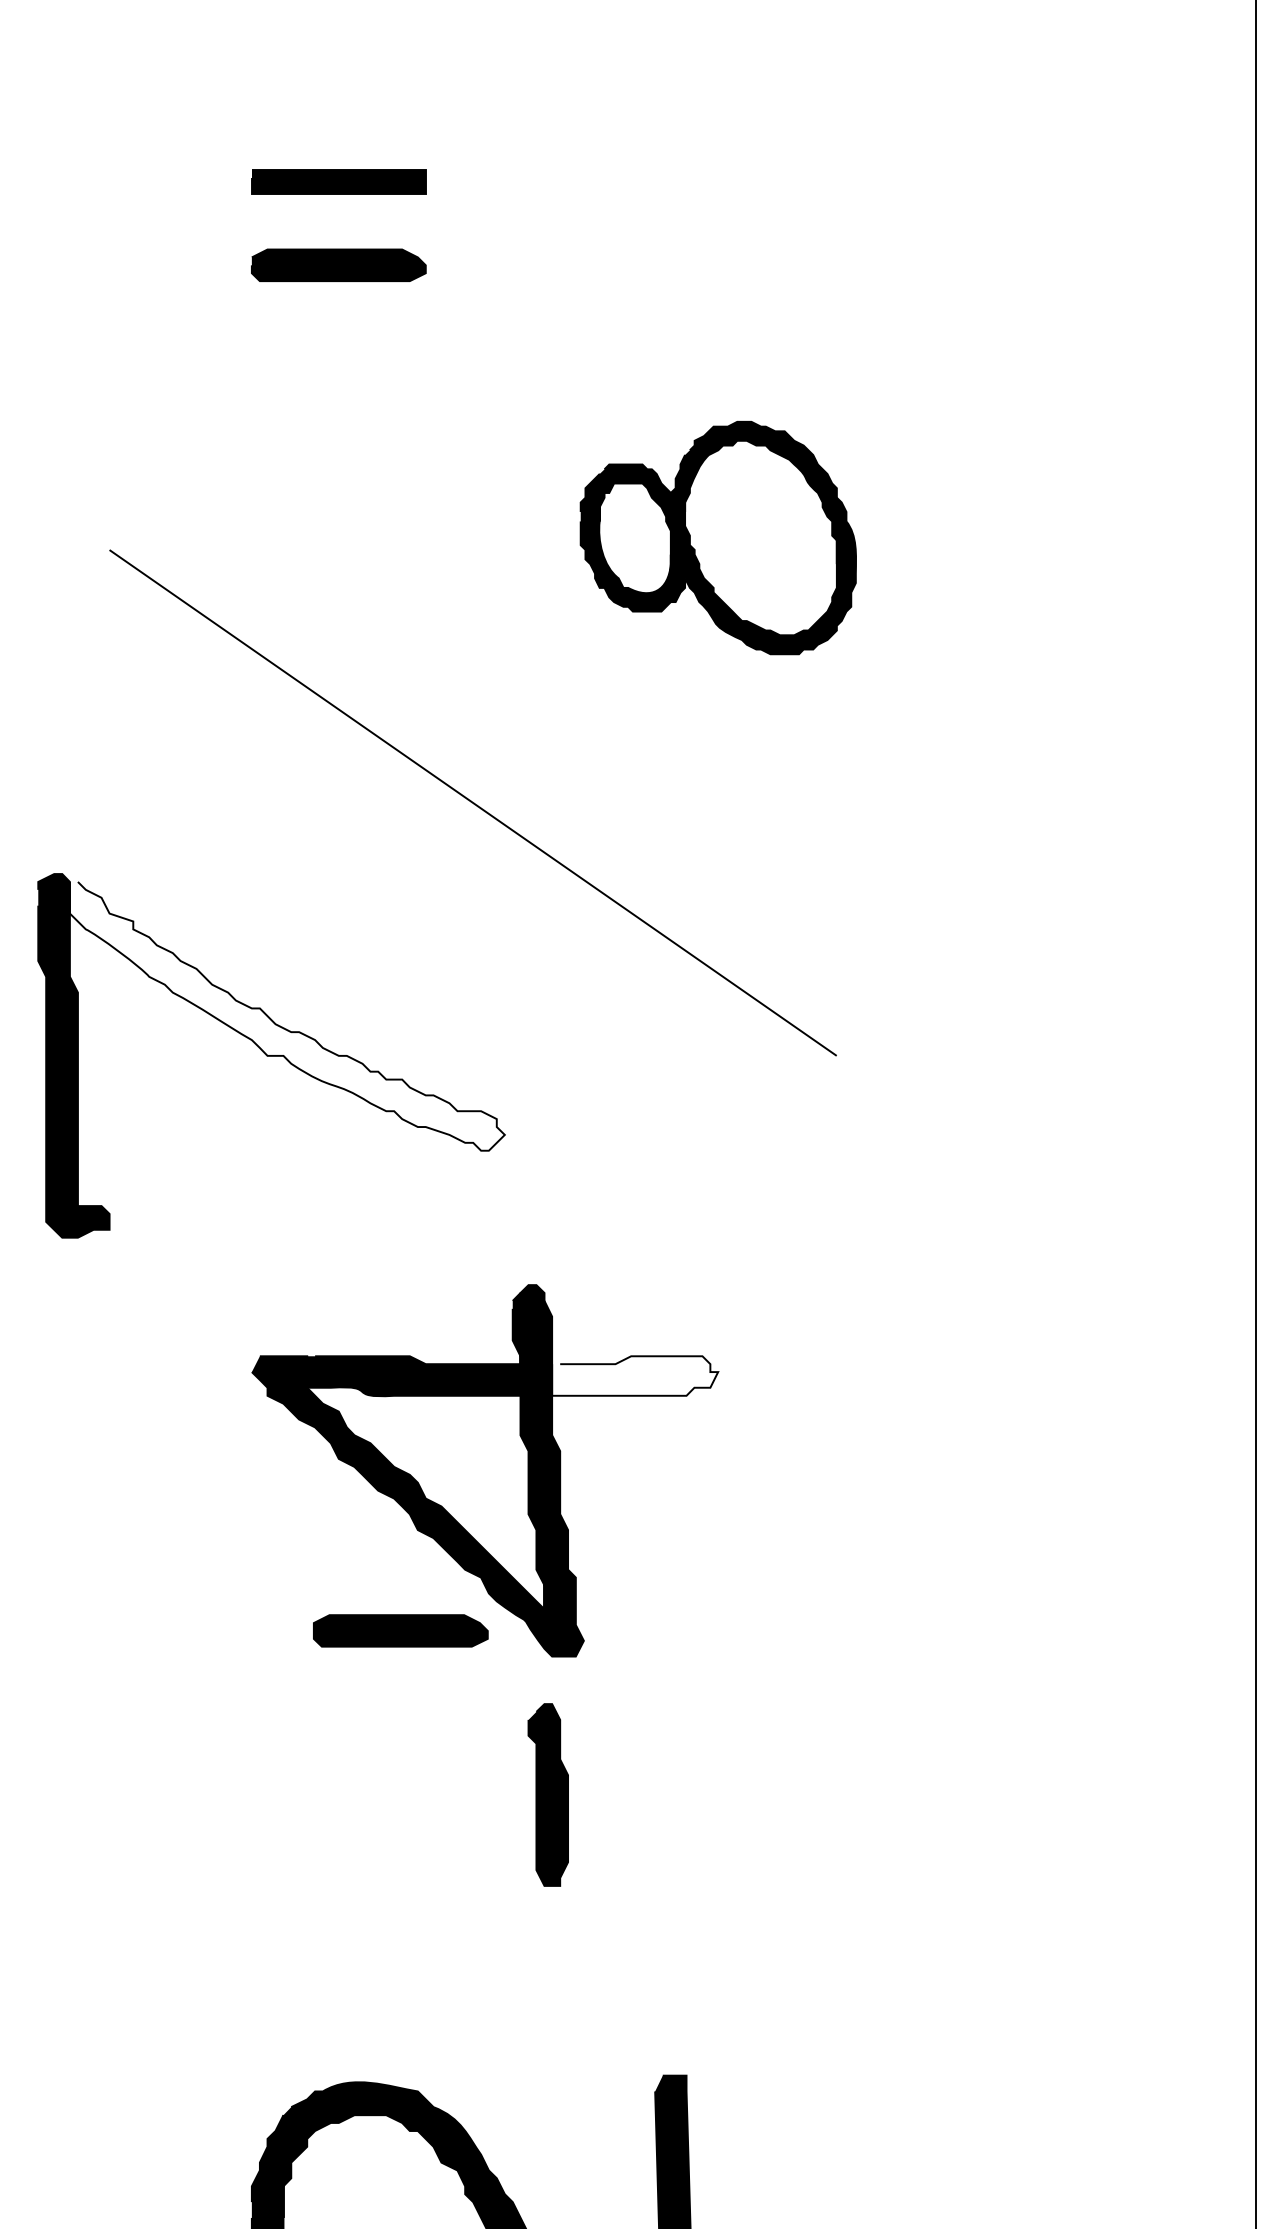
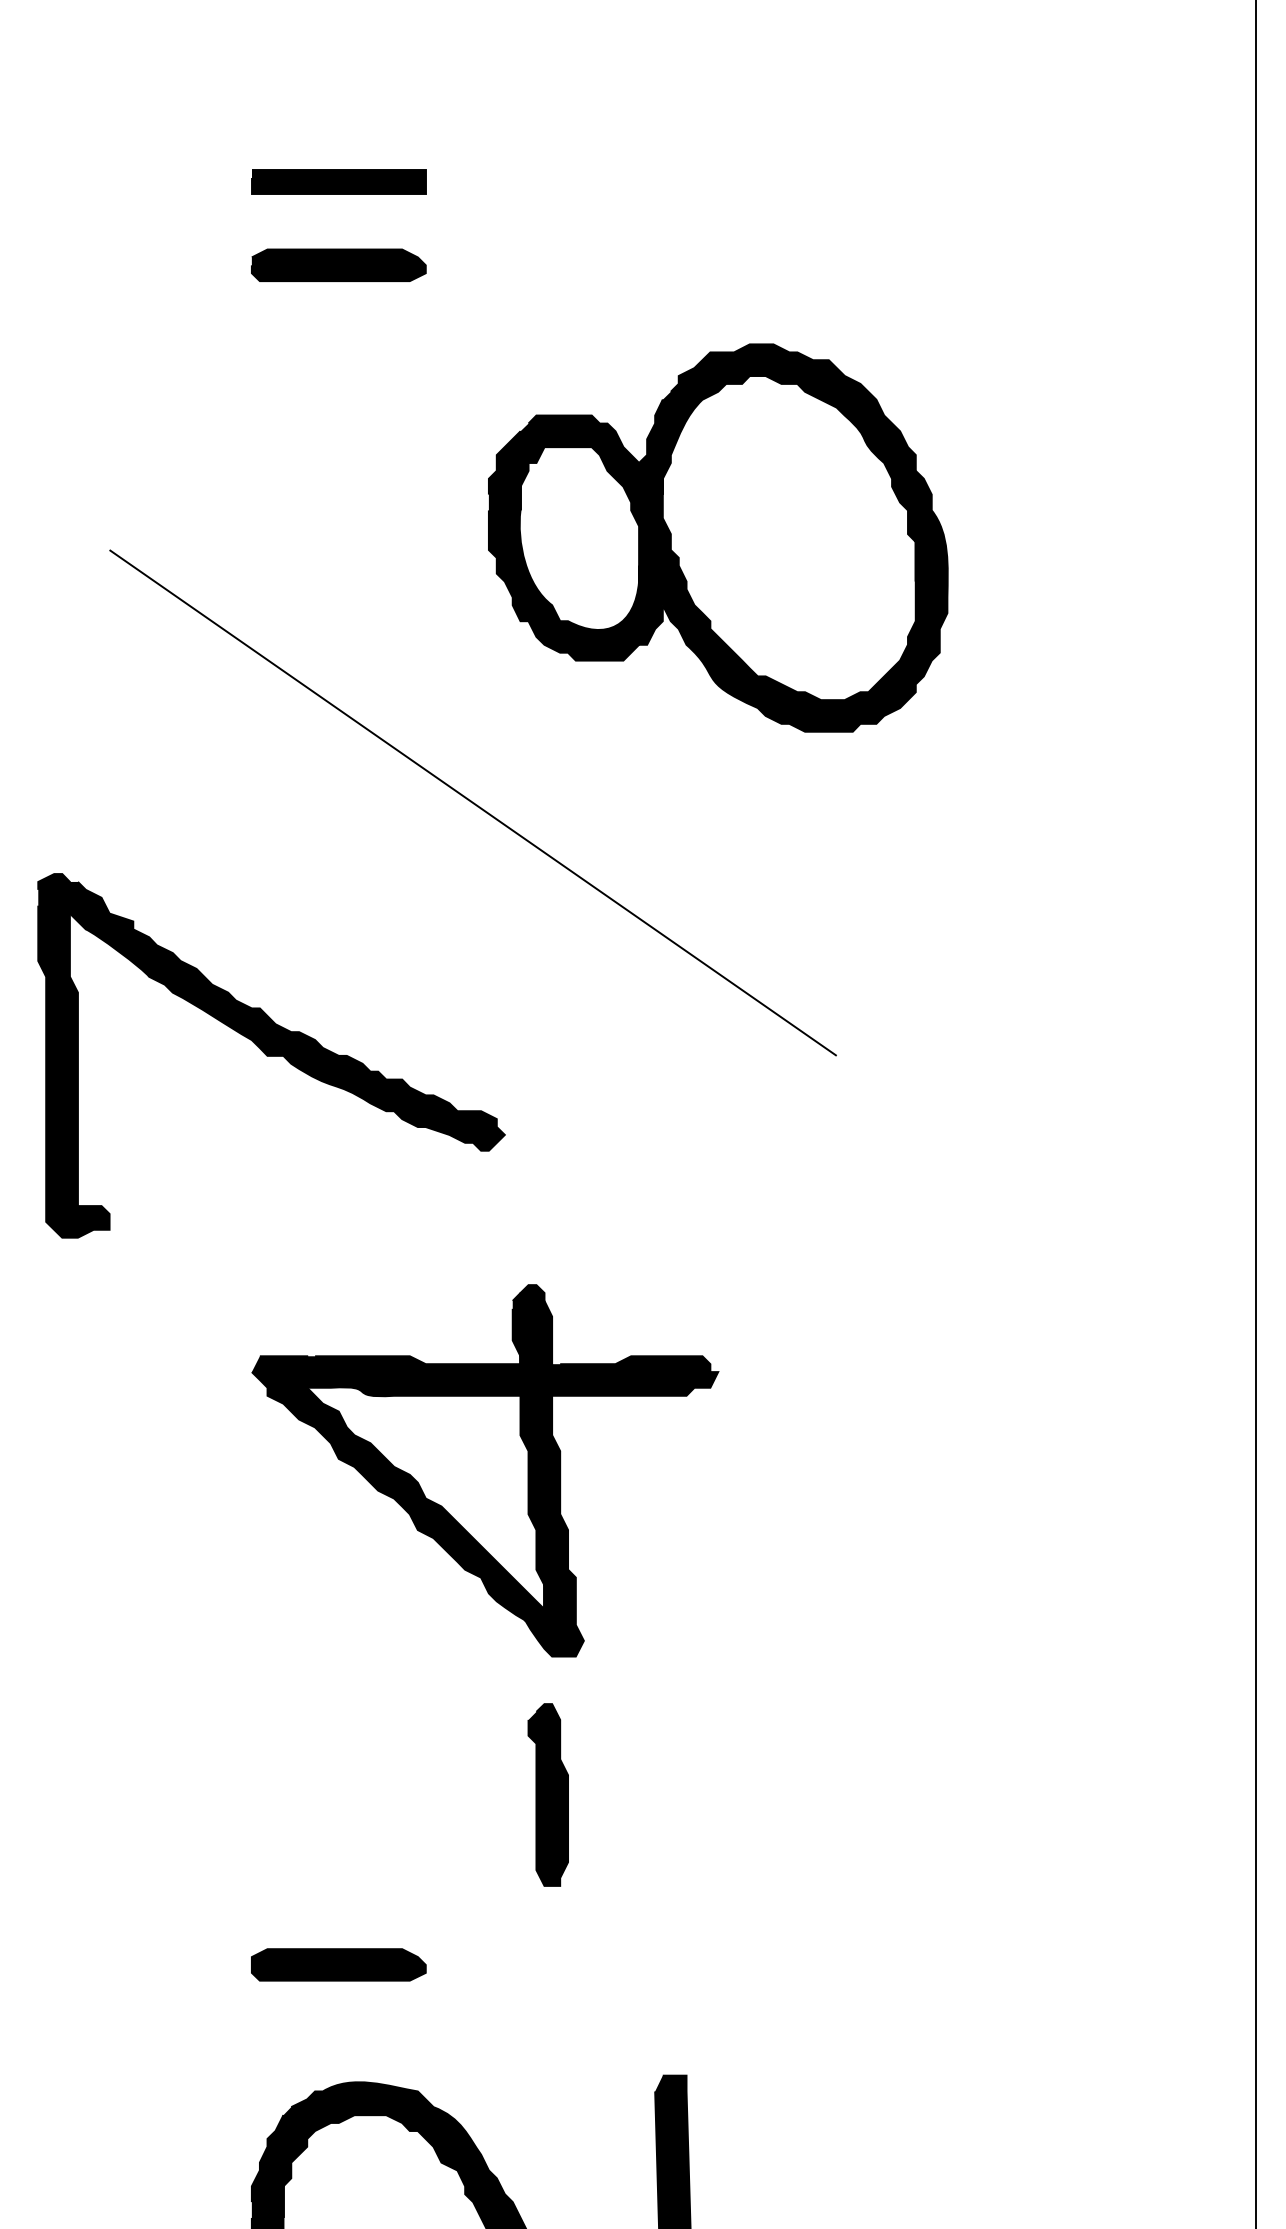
part size: 278x236 px -> 461x390 px (718, 537)
fill: none -> present (286, 1015)
fill: none -> present (635, 1375)
part position: (400, 1630) -> (338, 1964) (338, 1964)
